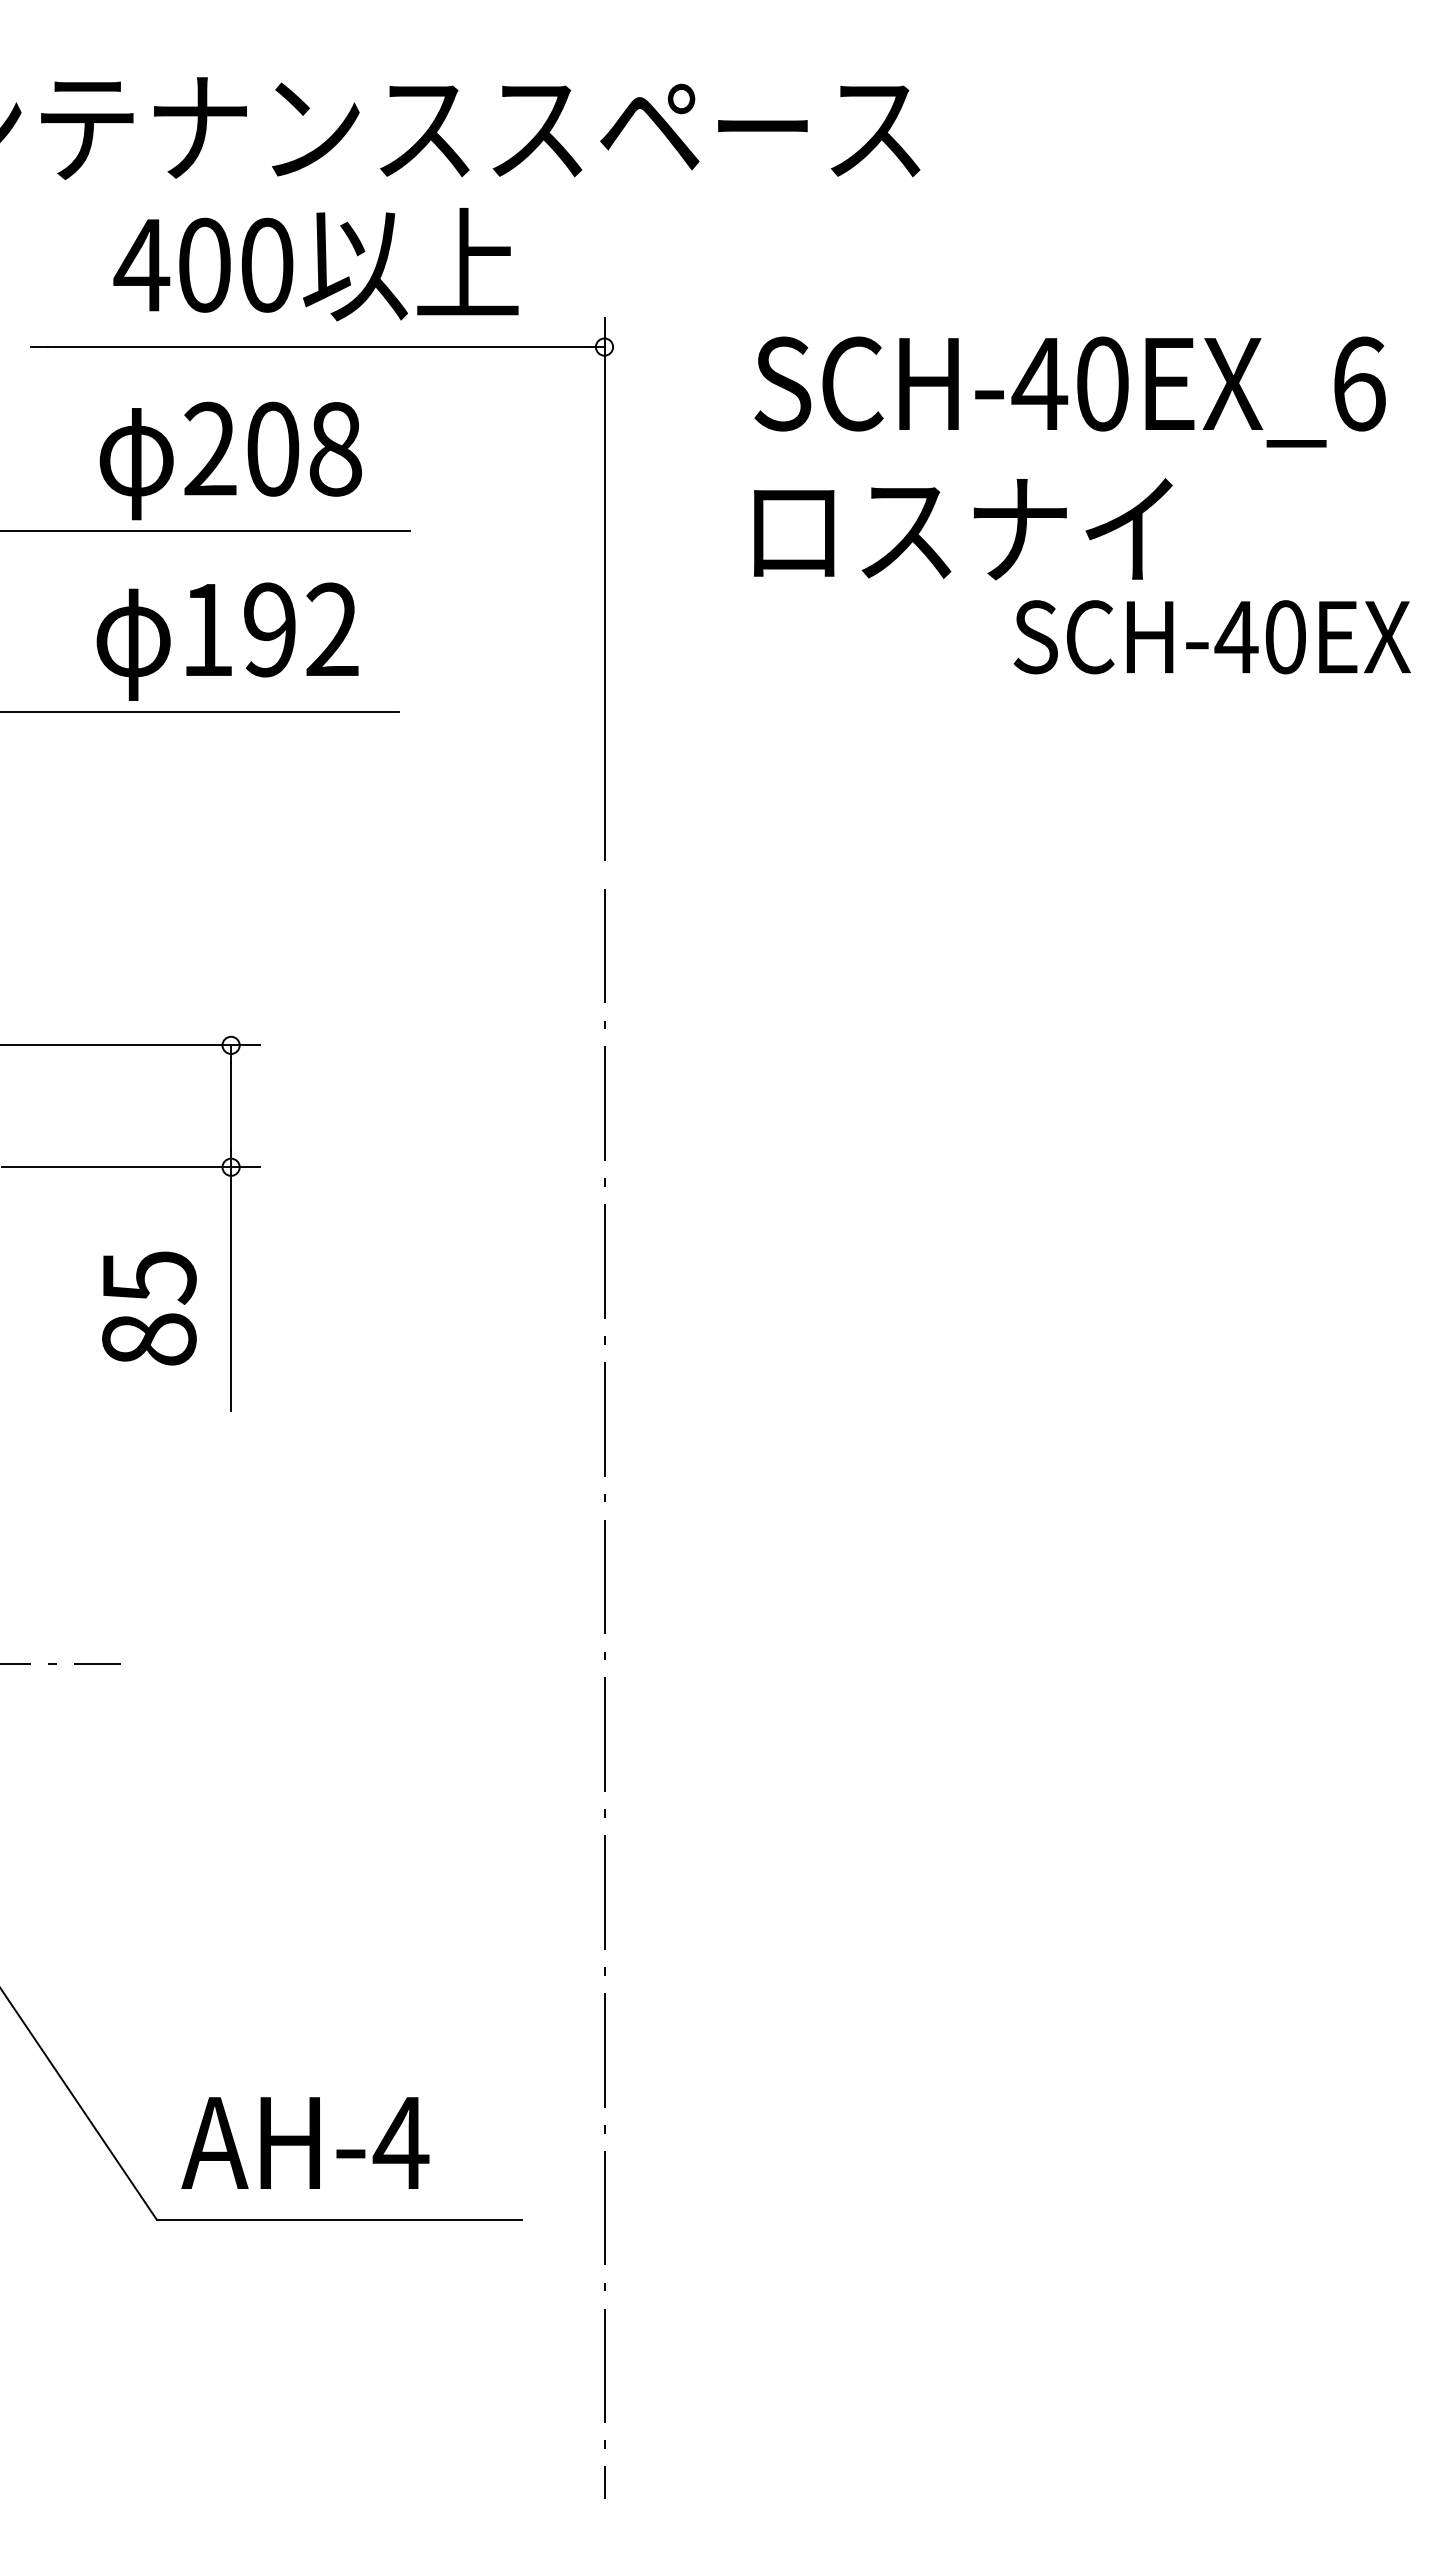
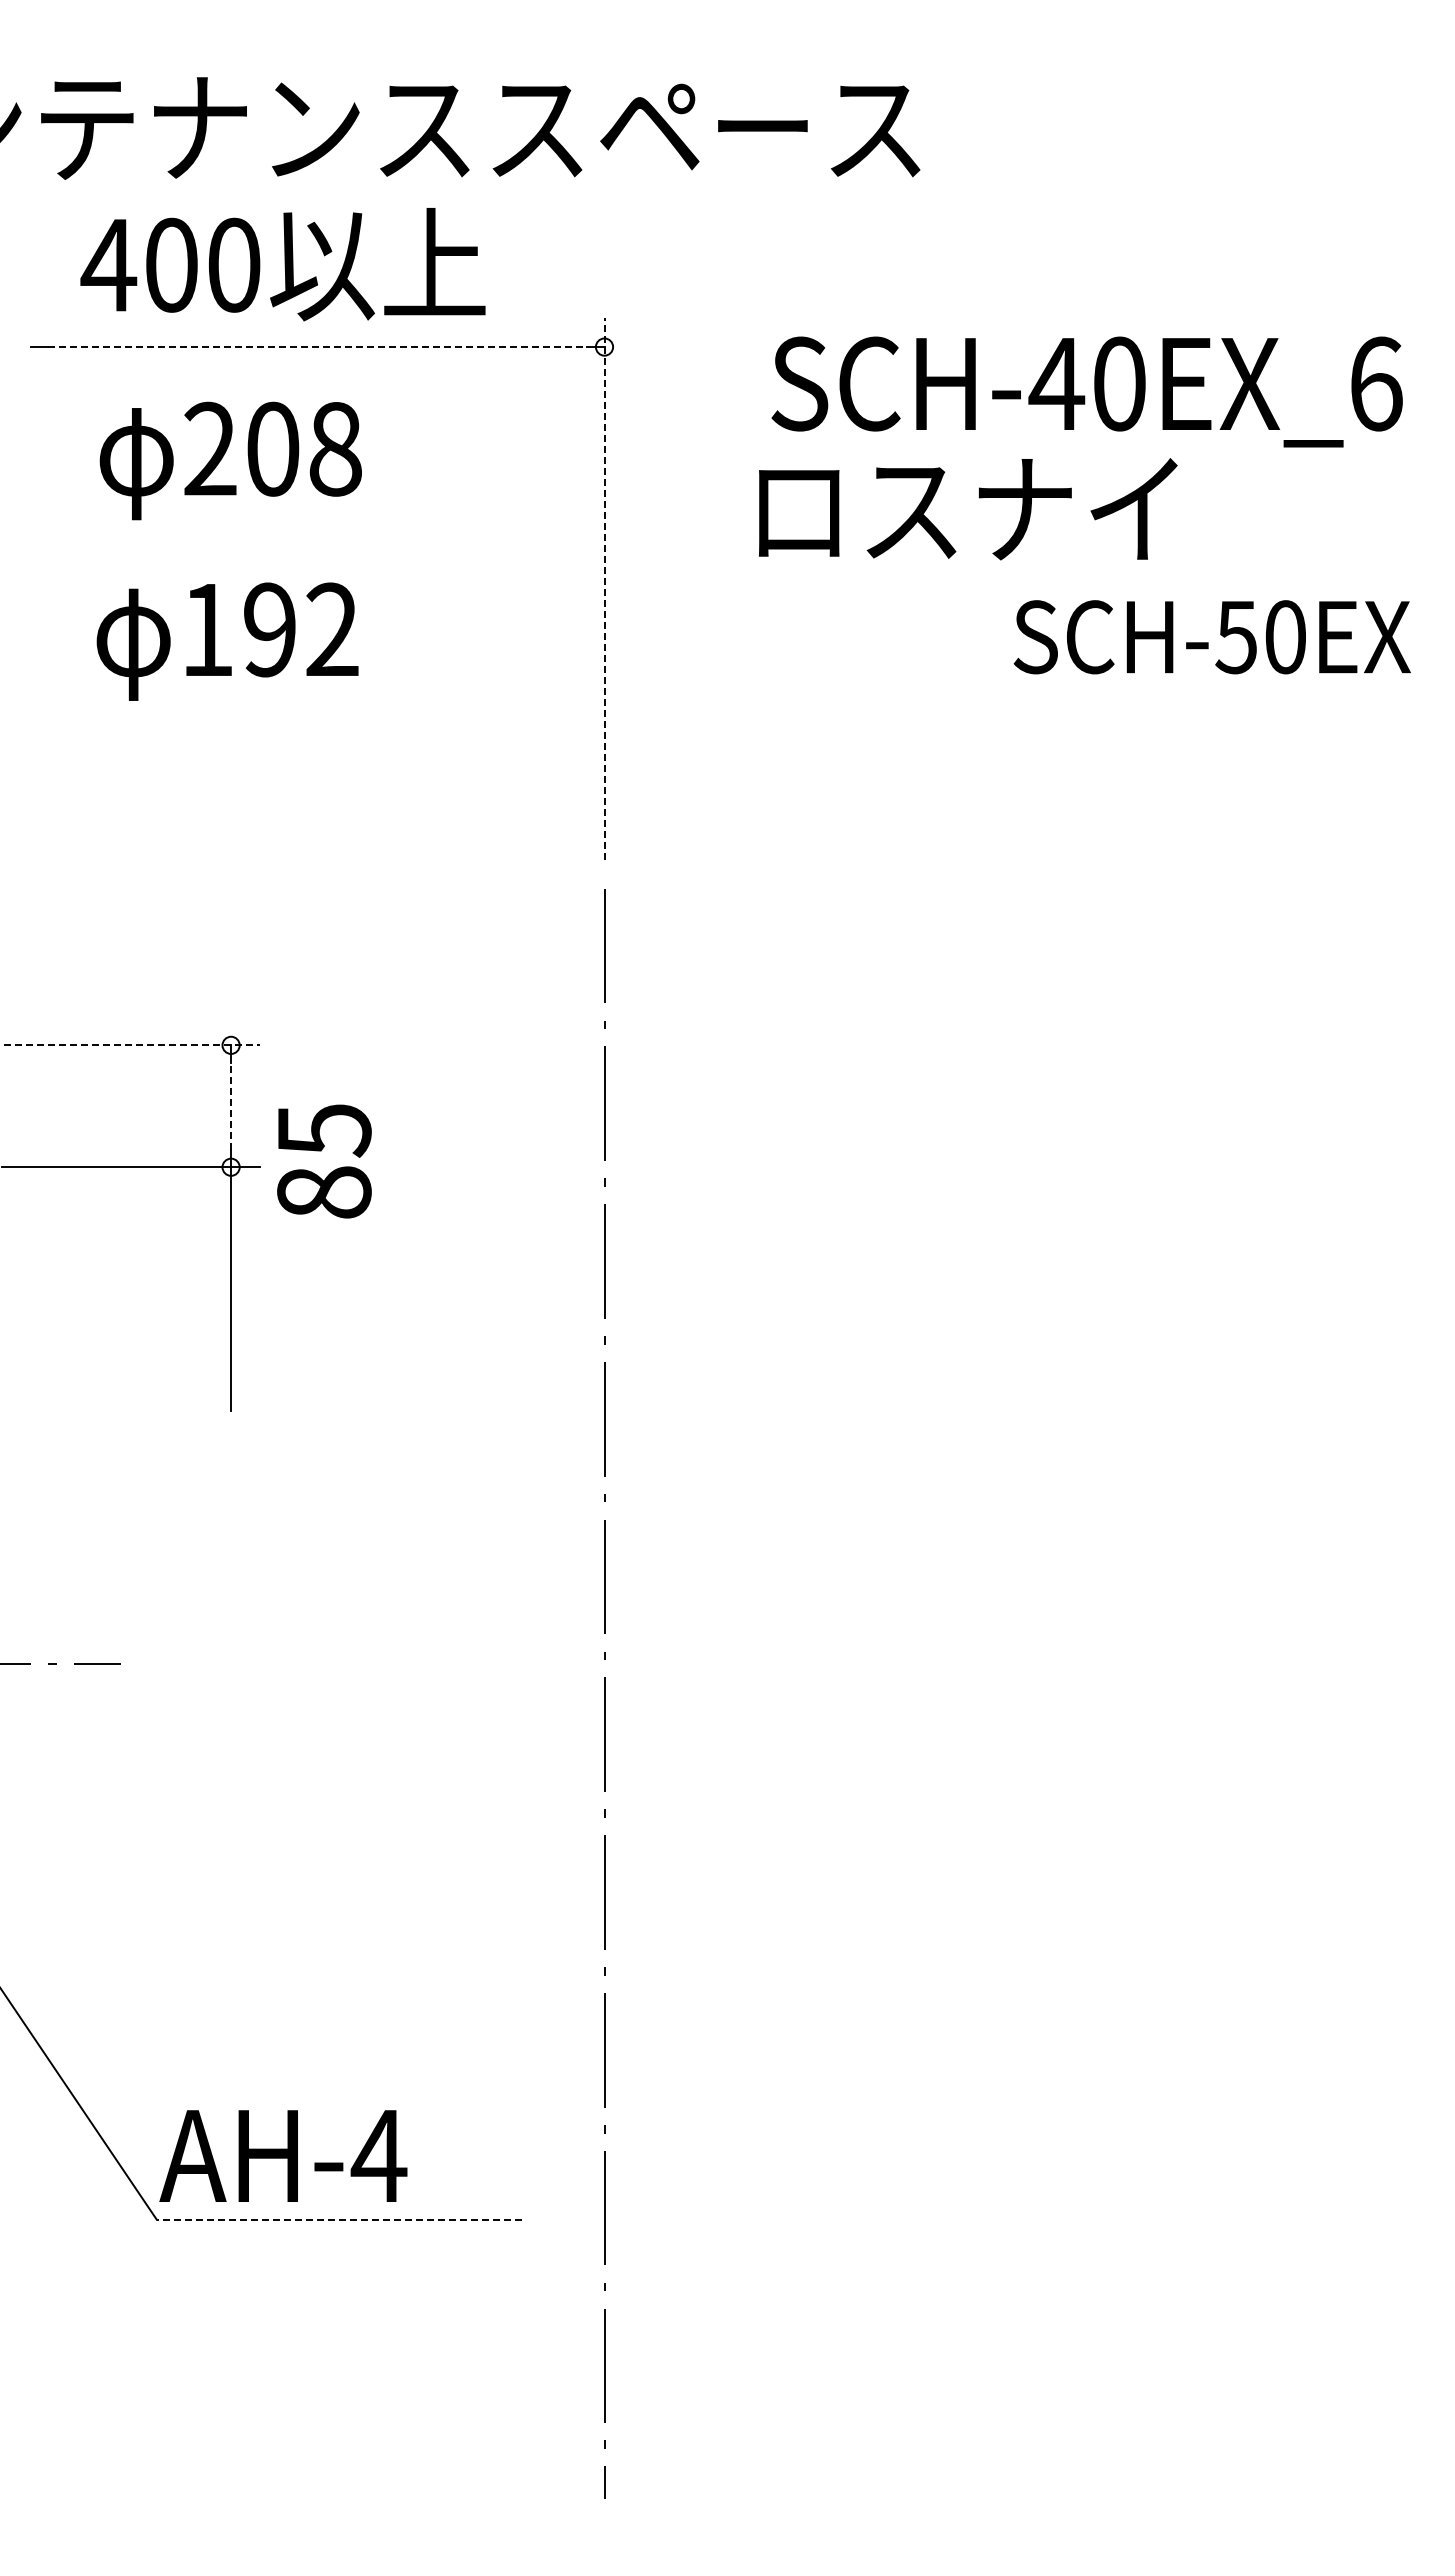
text position: (315, 264) -> (282, 264) (282, 264)
line: solid -> dashed (317, 347)
text position: (1069, 391) -> (1086, 391) (1086, 391)
text position: (963, 529) -> (968, 509) (968, 509)
line: present -> none (206, 531)
line: solid -> dashed (604, 589)
text: SCH-40EX -> SCH-50EX (1236, 637)
line: present -> none (200, 711)
line: solid -> dashed (129, 1045)
line: solid -> dashed (231, 1106)
text position: (149, 1308) -> (324, 1161) (324, 1161)
text position: (305, 2142) -> (283, 2155) (283, 2155)
line: solid -> dashed (339, 2219)
